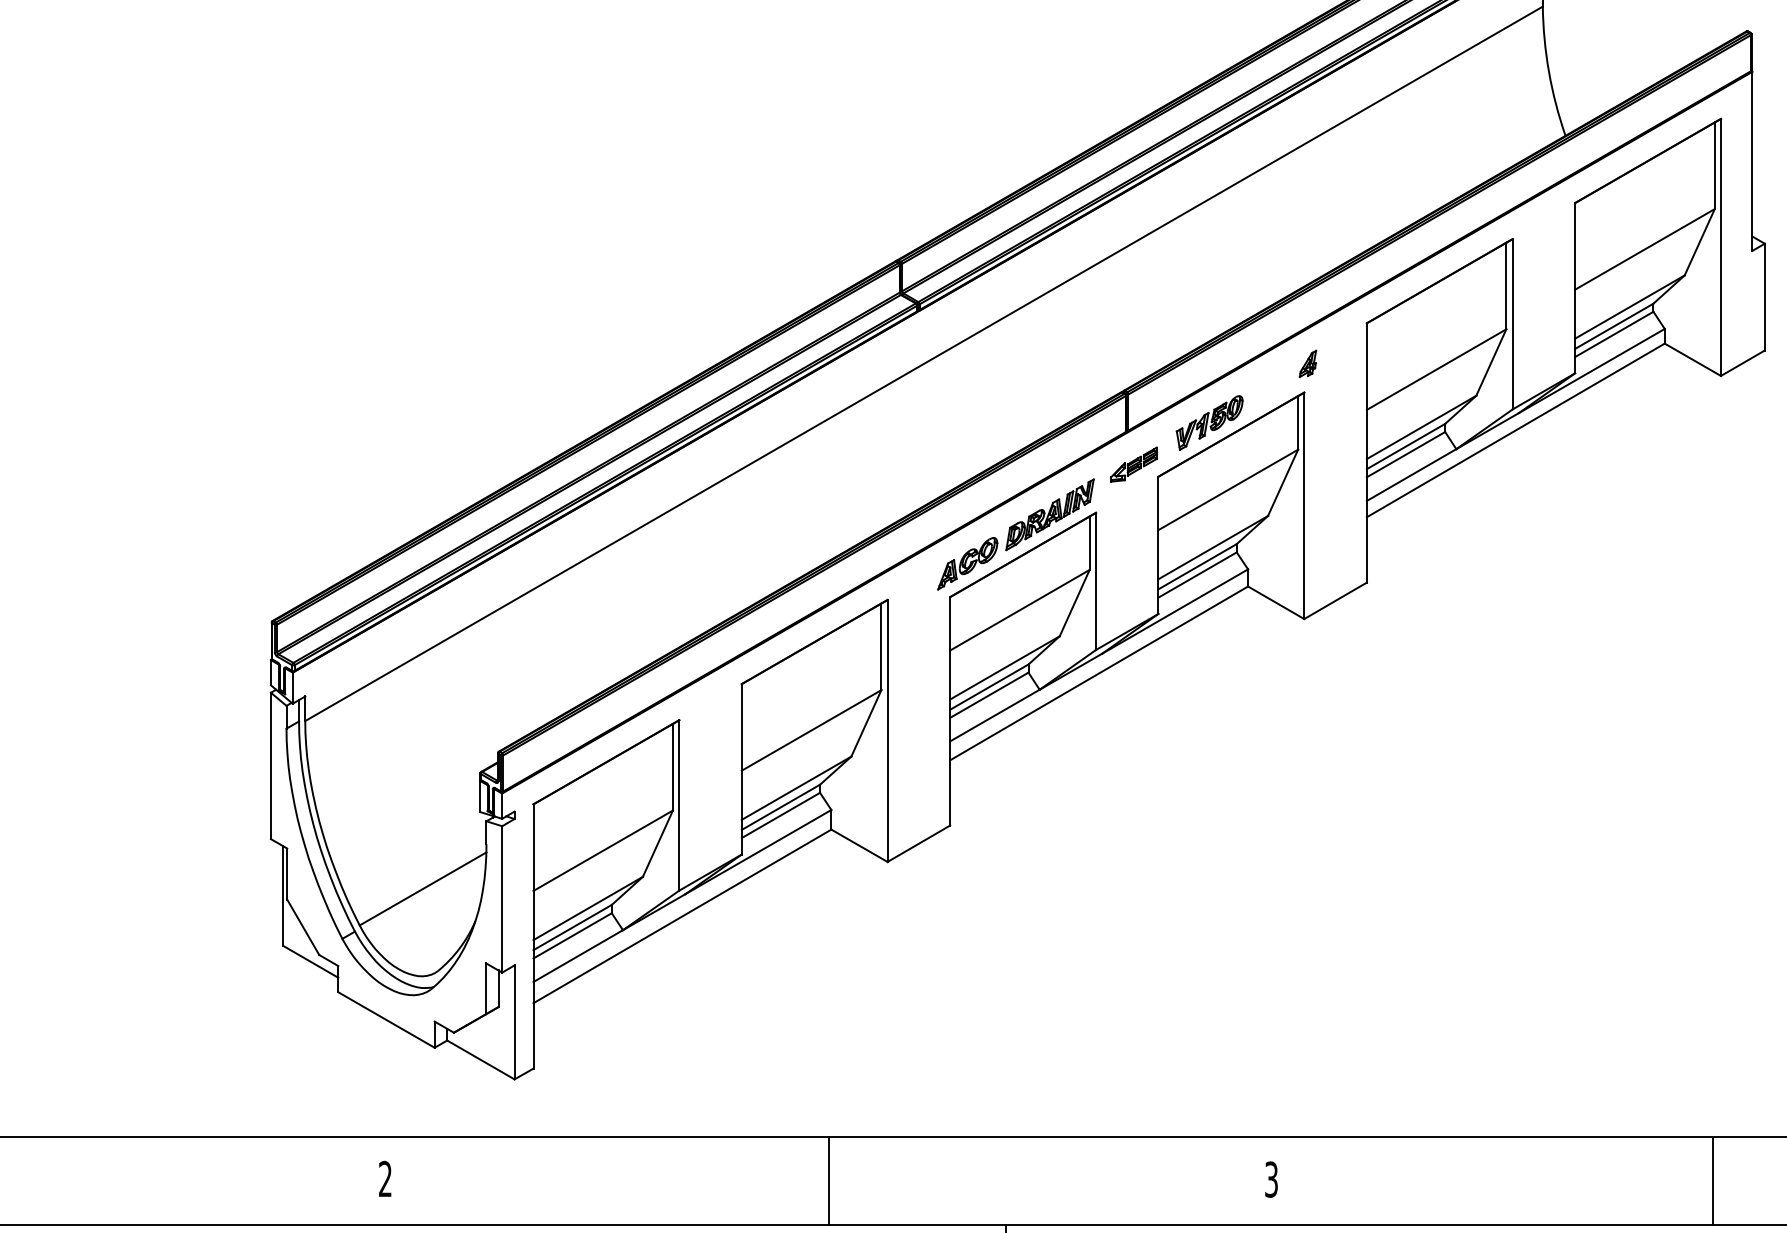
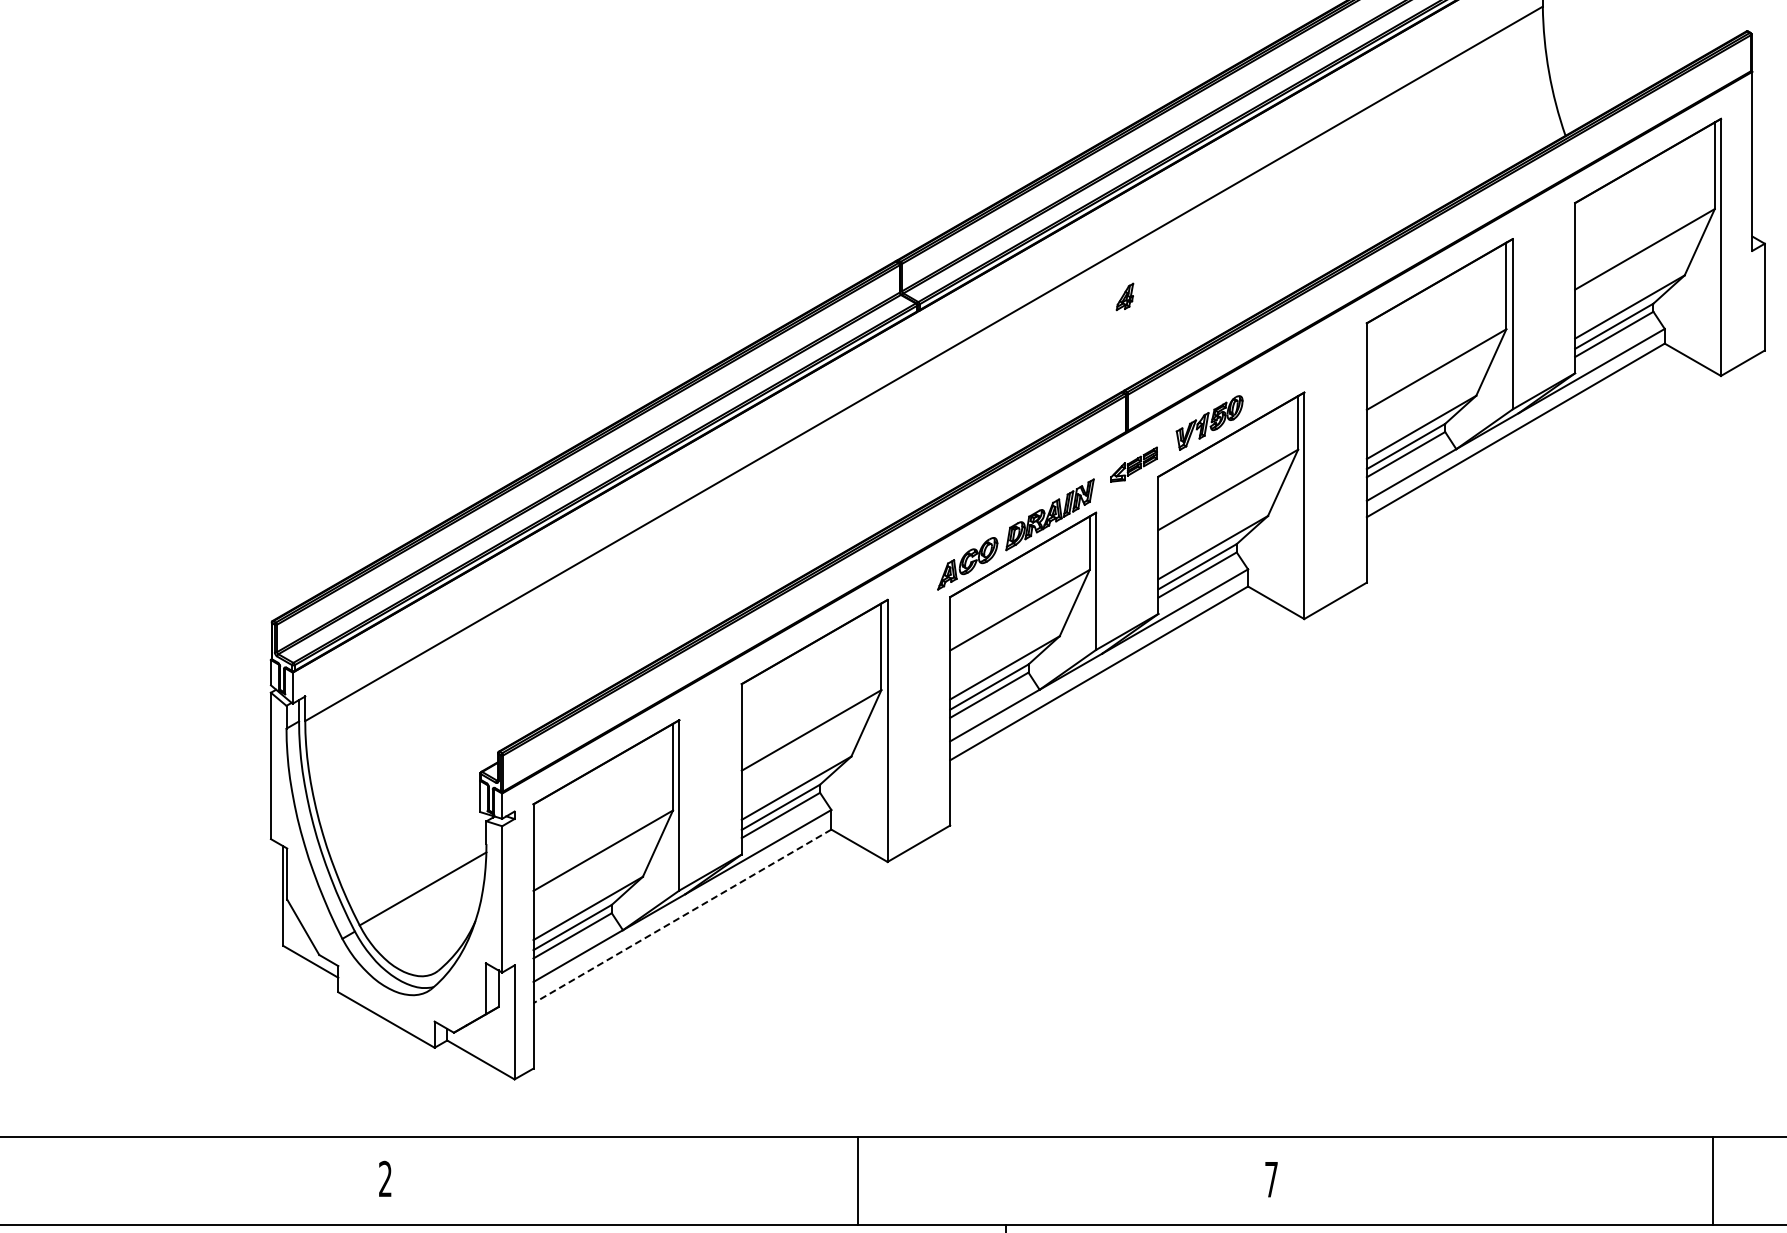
part position: (1307, 363) -> (1124, 296) (1124, 296)
line: solid -> dashed (682, 916)
text: 3 -> 7 (1271, 1179)
line position: (828, 1180) -> (857, 1180) (857, 1180)
